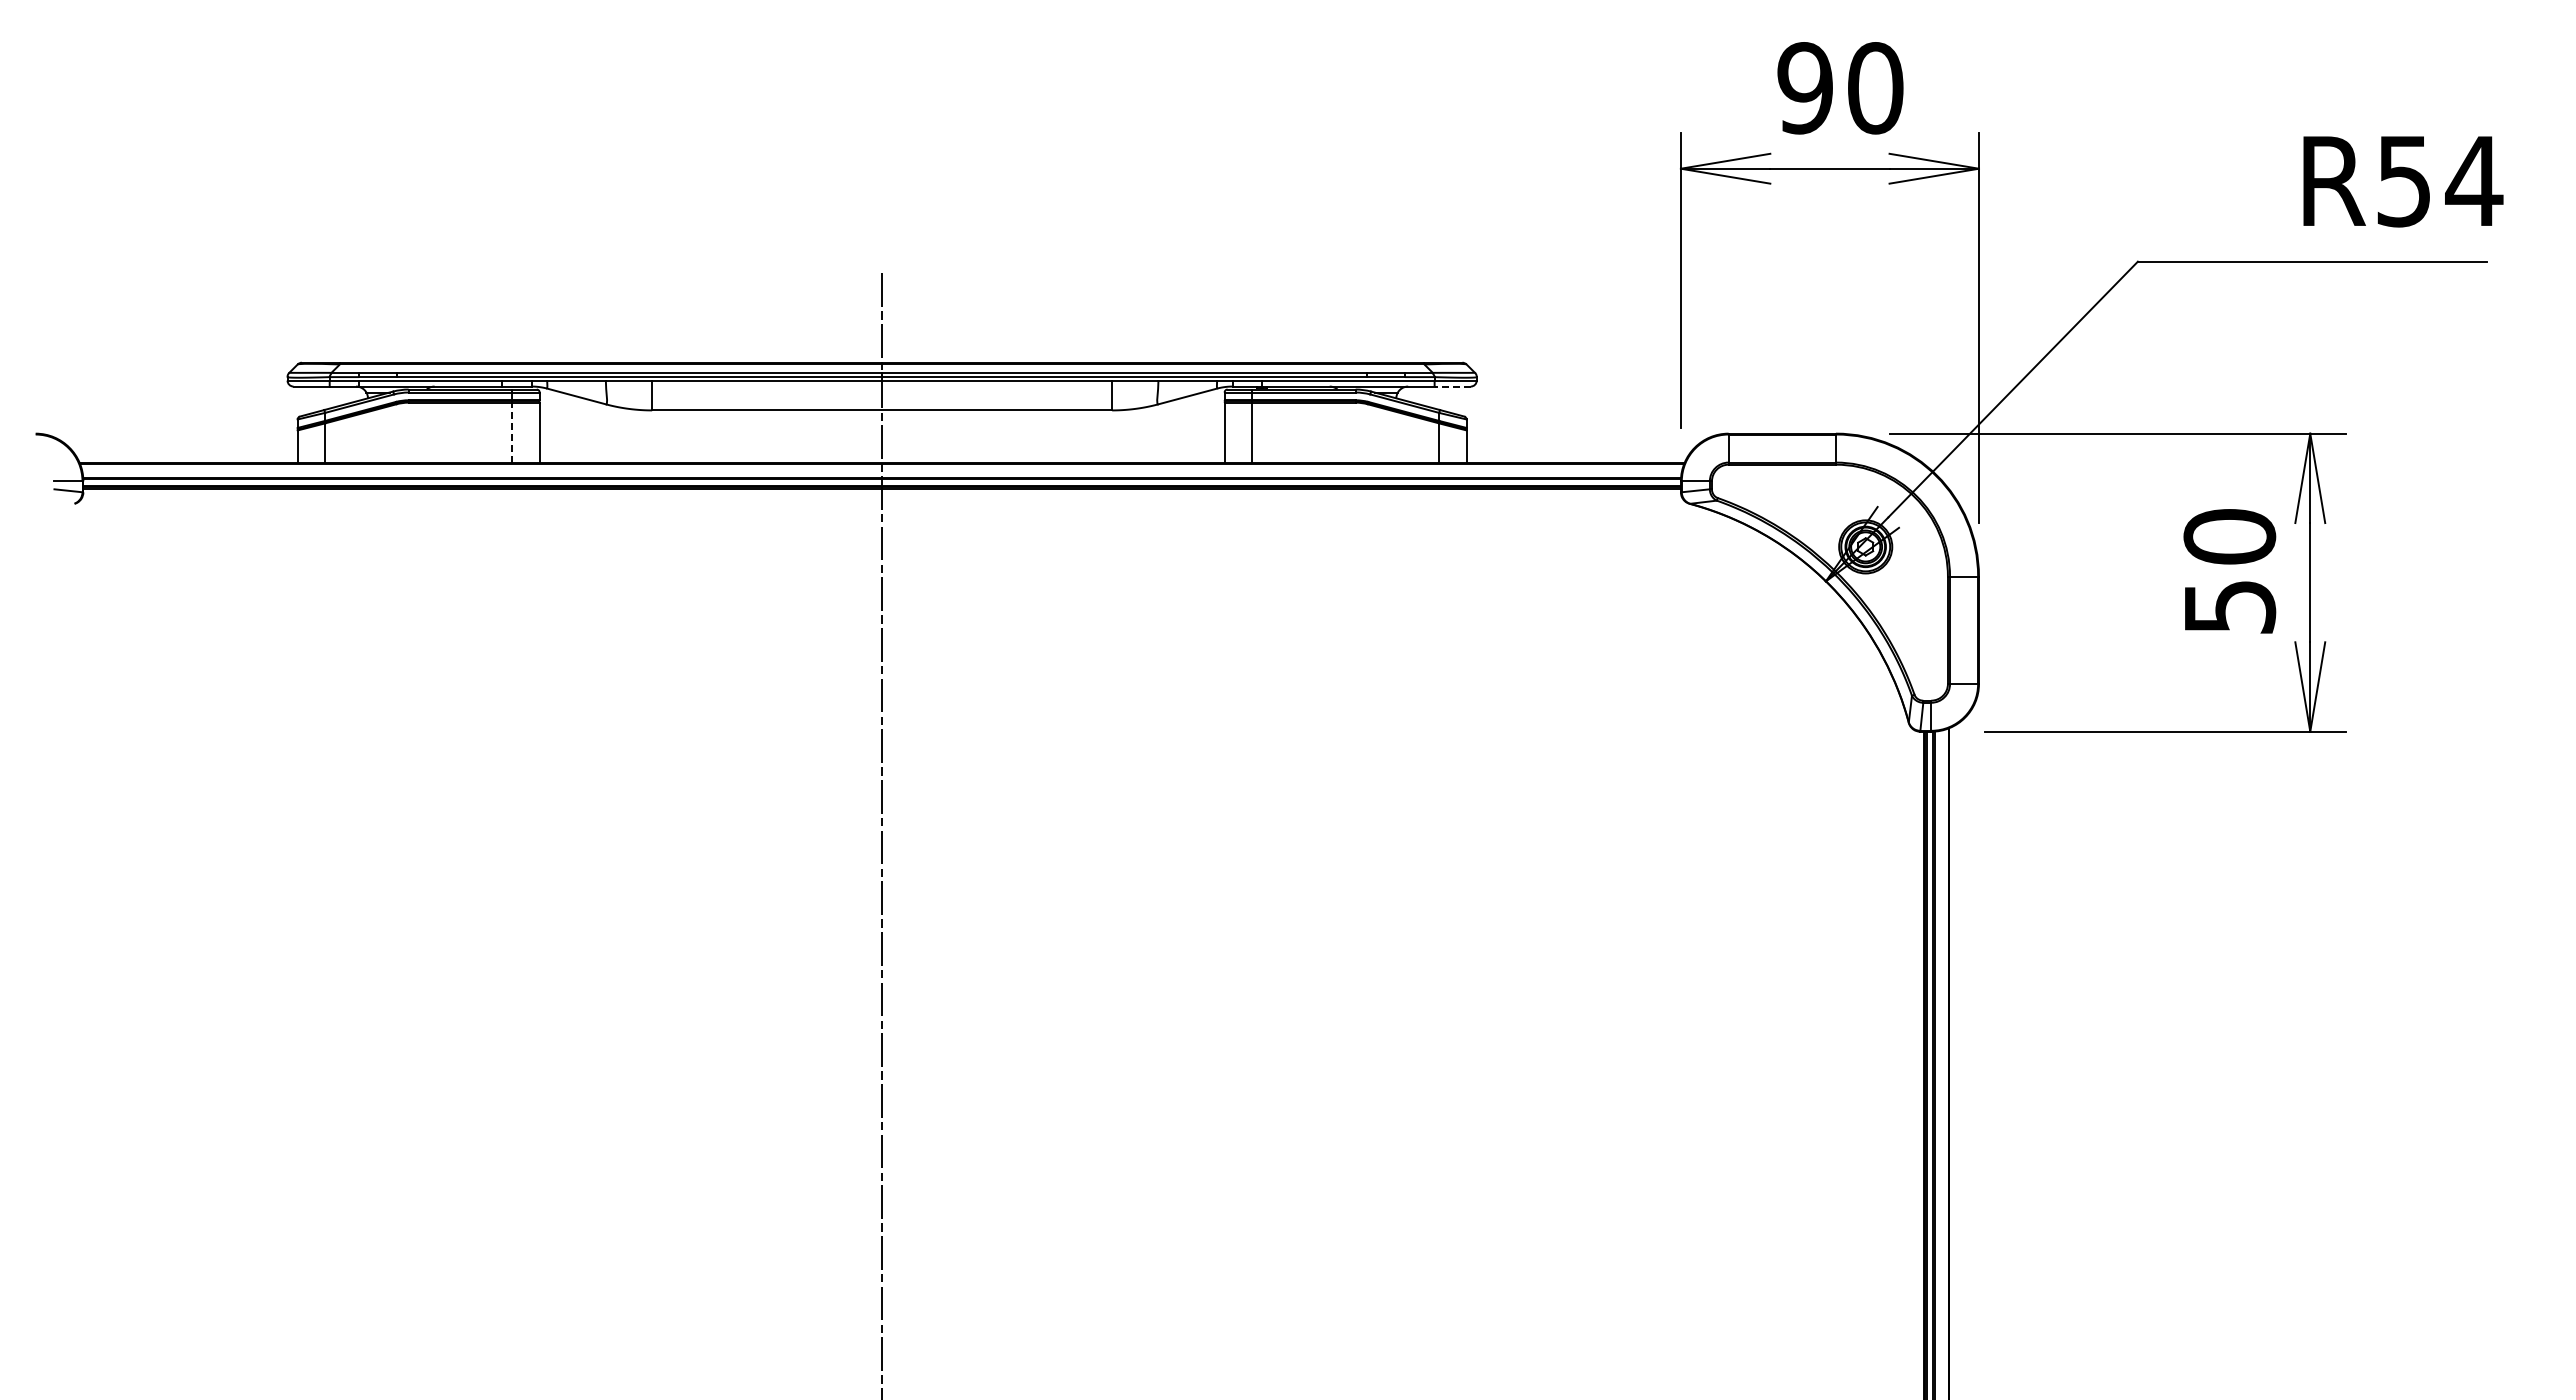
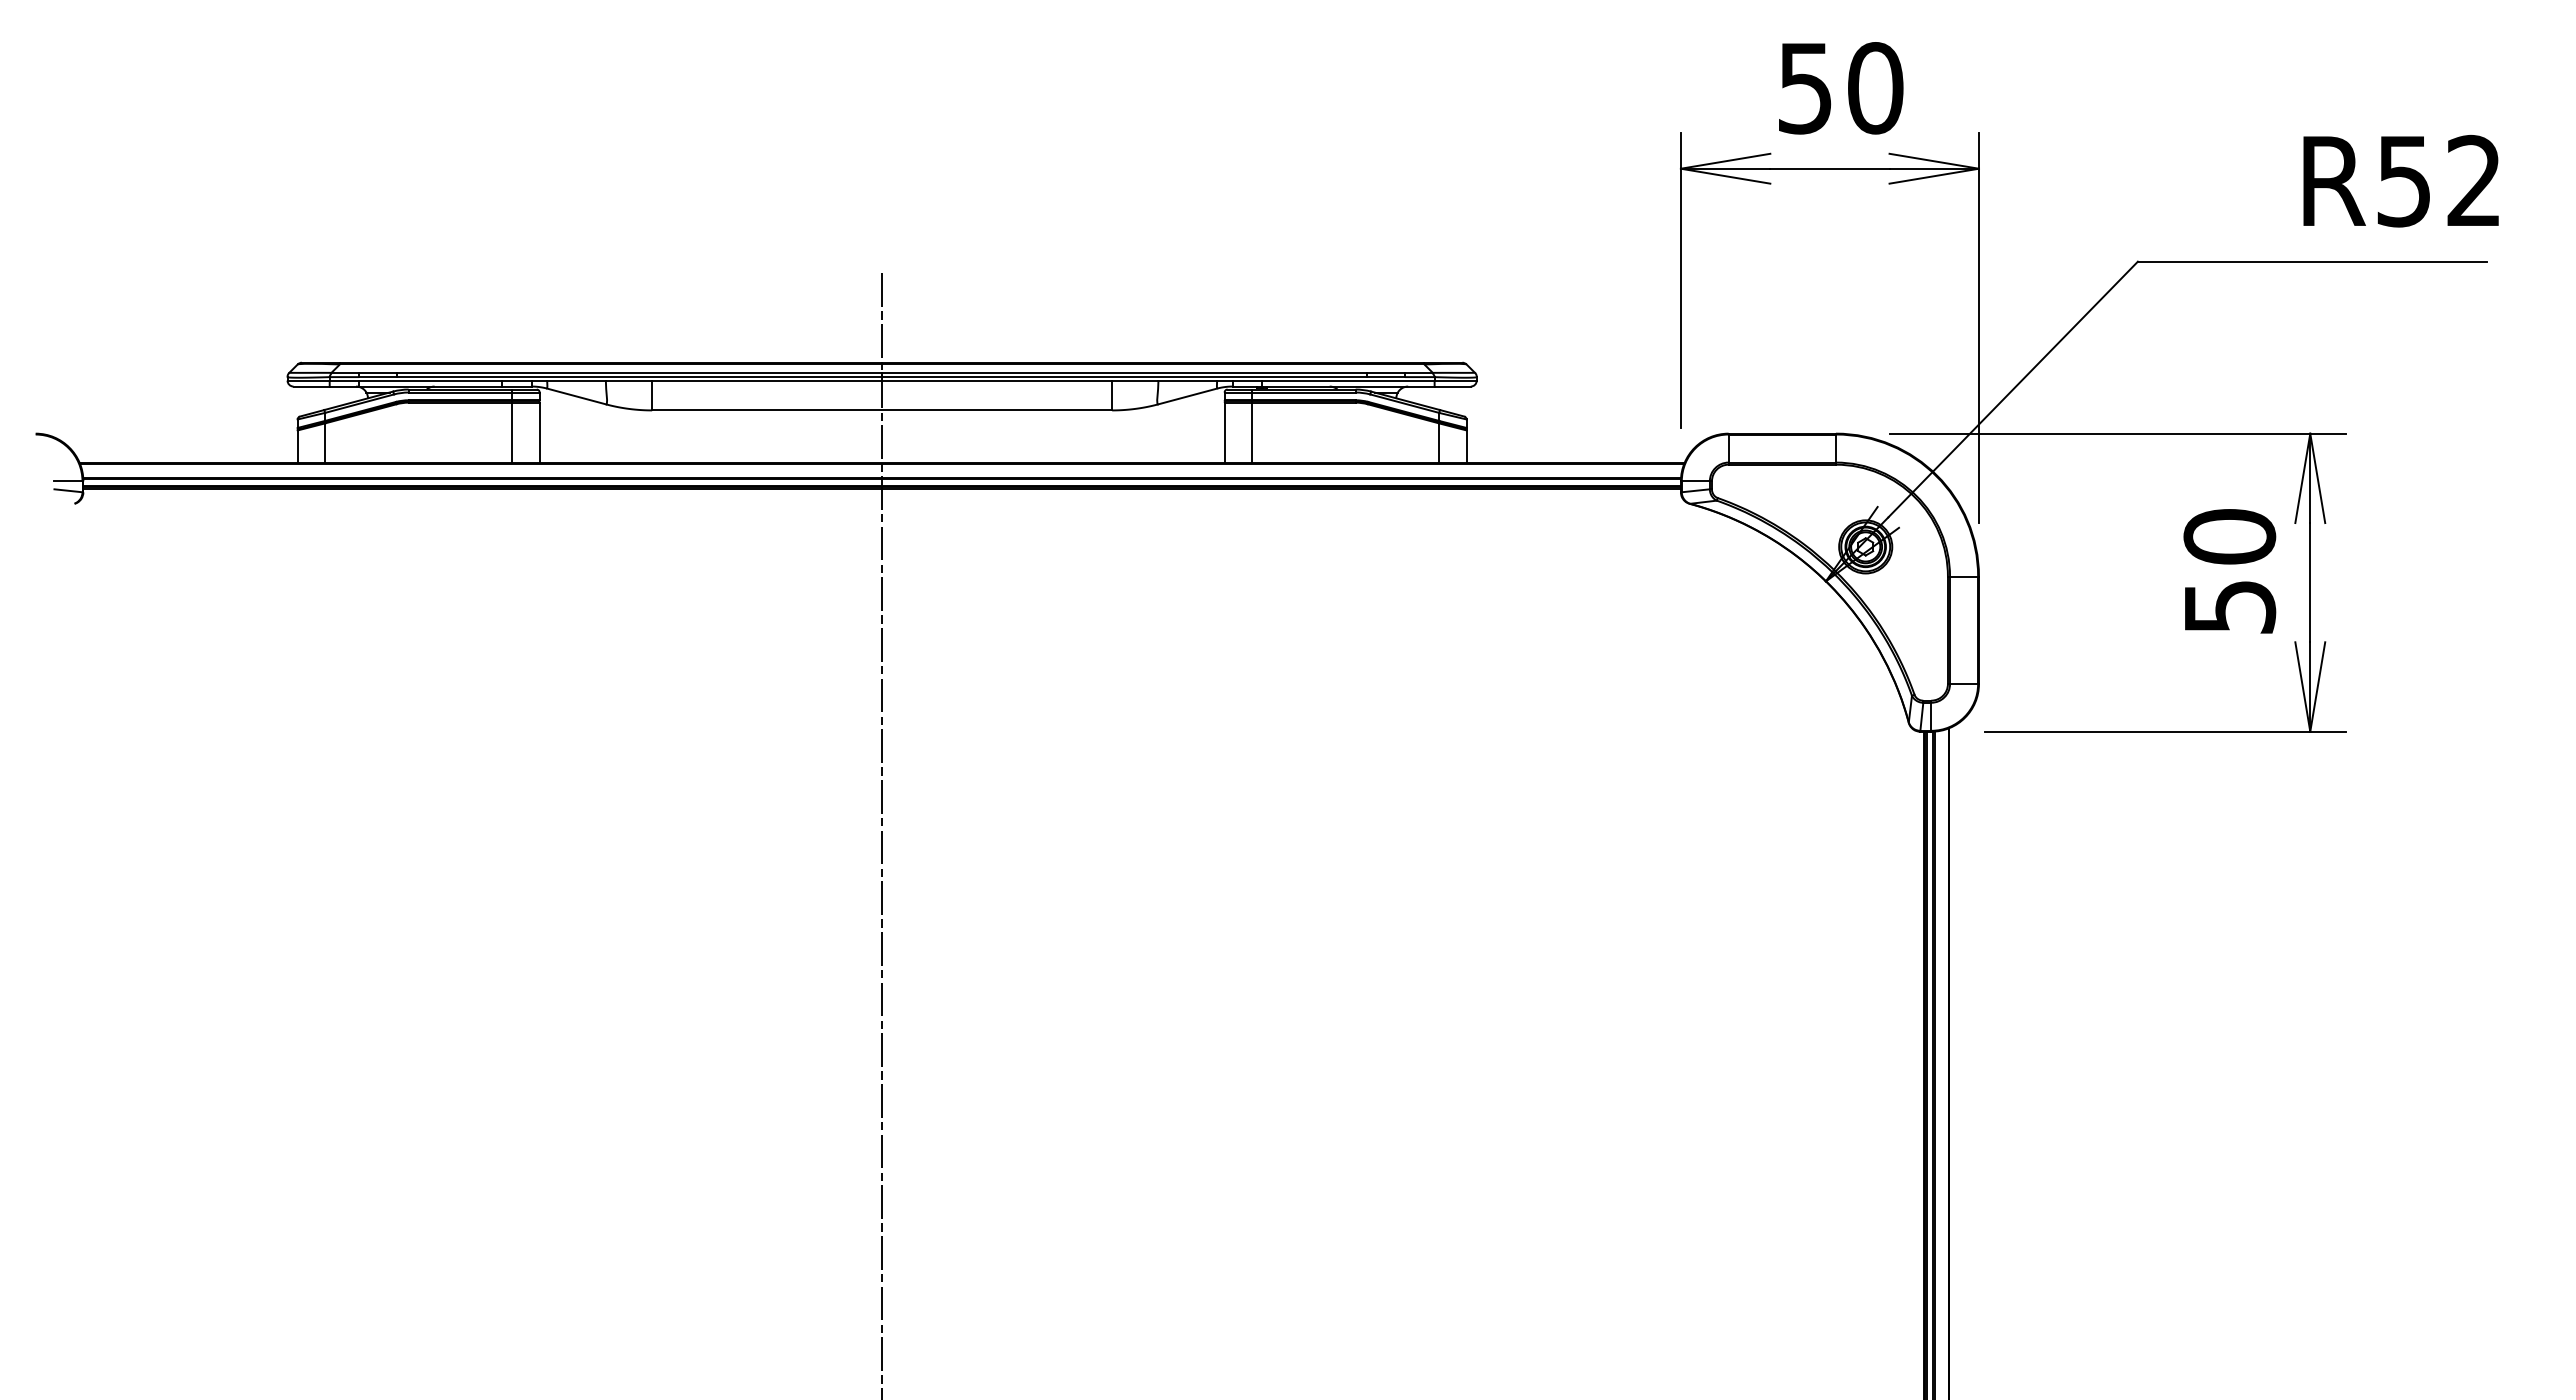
text: 90 -> 50 (1804, 88)
text: R54 -> R52 (2474, 179)
line: dashed -> solid (1452, 386)
line: dashed -> solid (512, 432)
